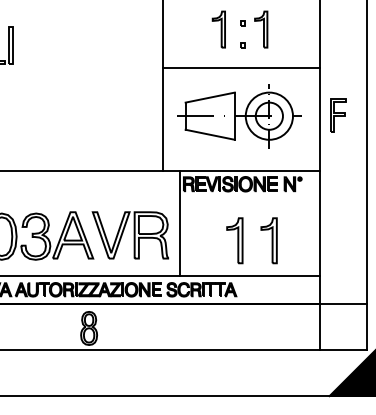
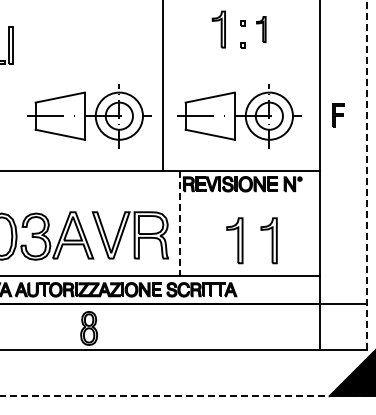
part size: 15x39 px -> 11x28 px (261, 29)
line: present -> none (241, 68)
part size: 17x35 px -> 13x25 px (338, 115)
part: none -> present (89, 116)
line: solid -> dashed (366, 174)
line: solid -> dashed (179, 223)
line: solid -> dashed (188, 396)
